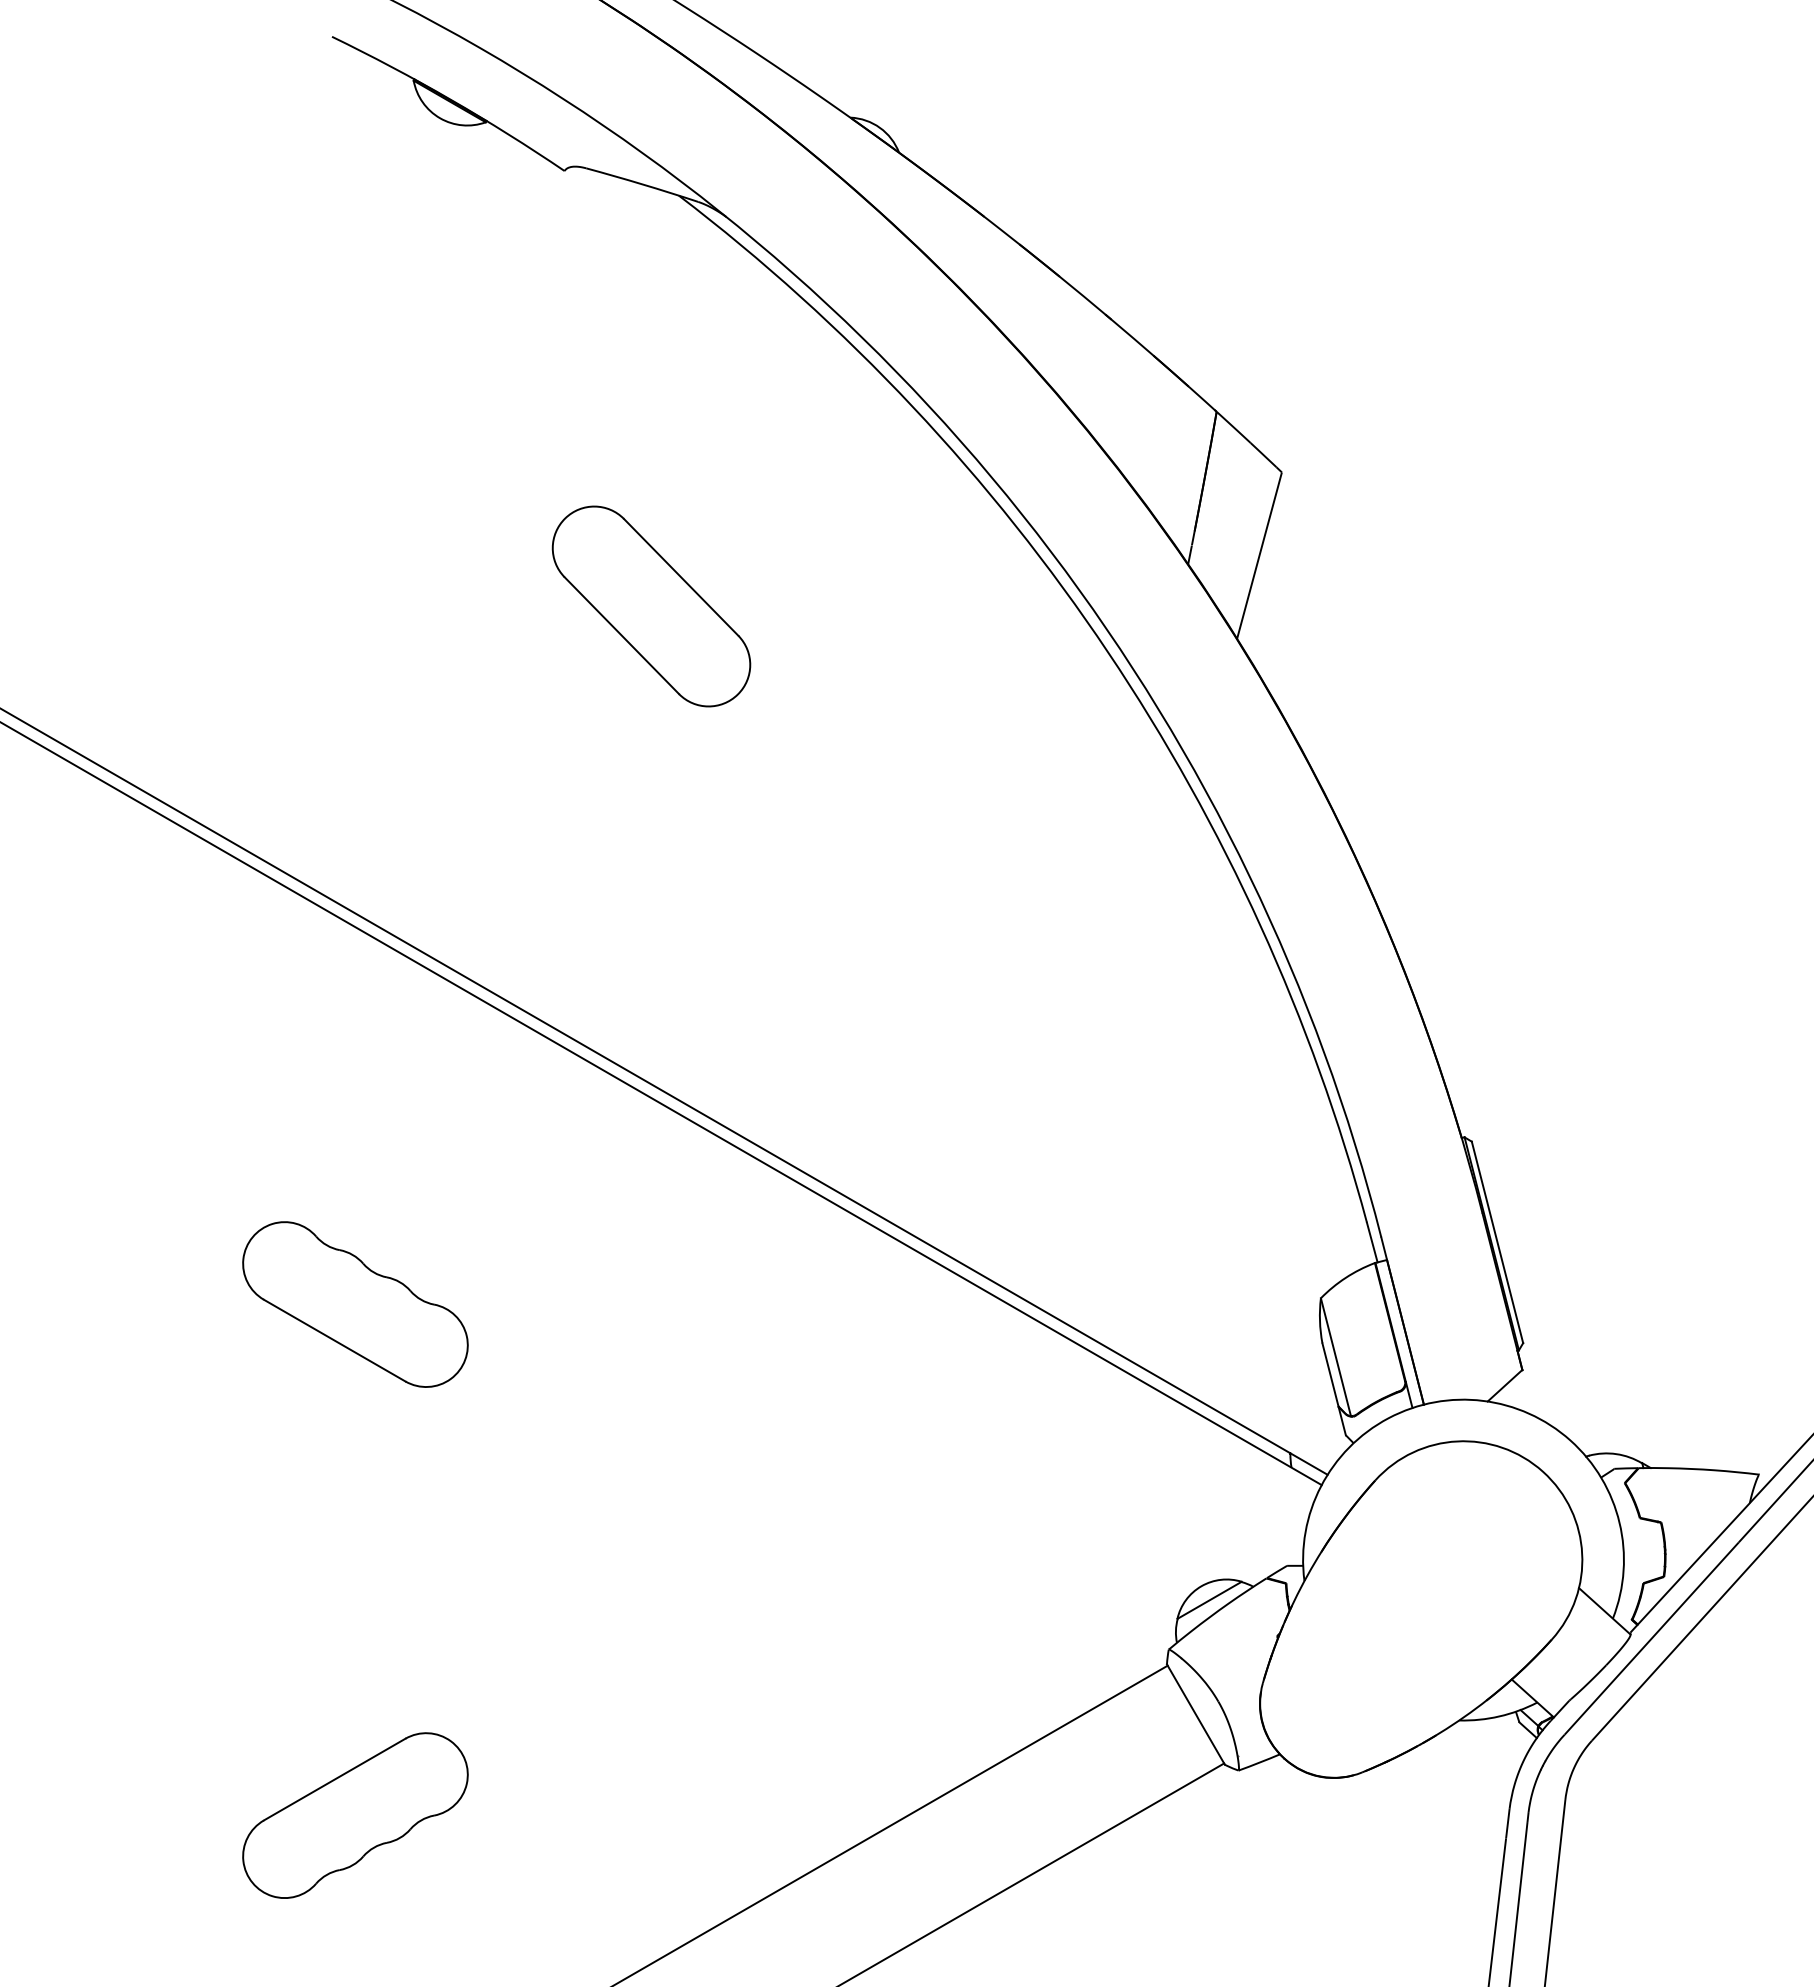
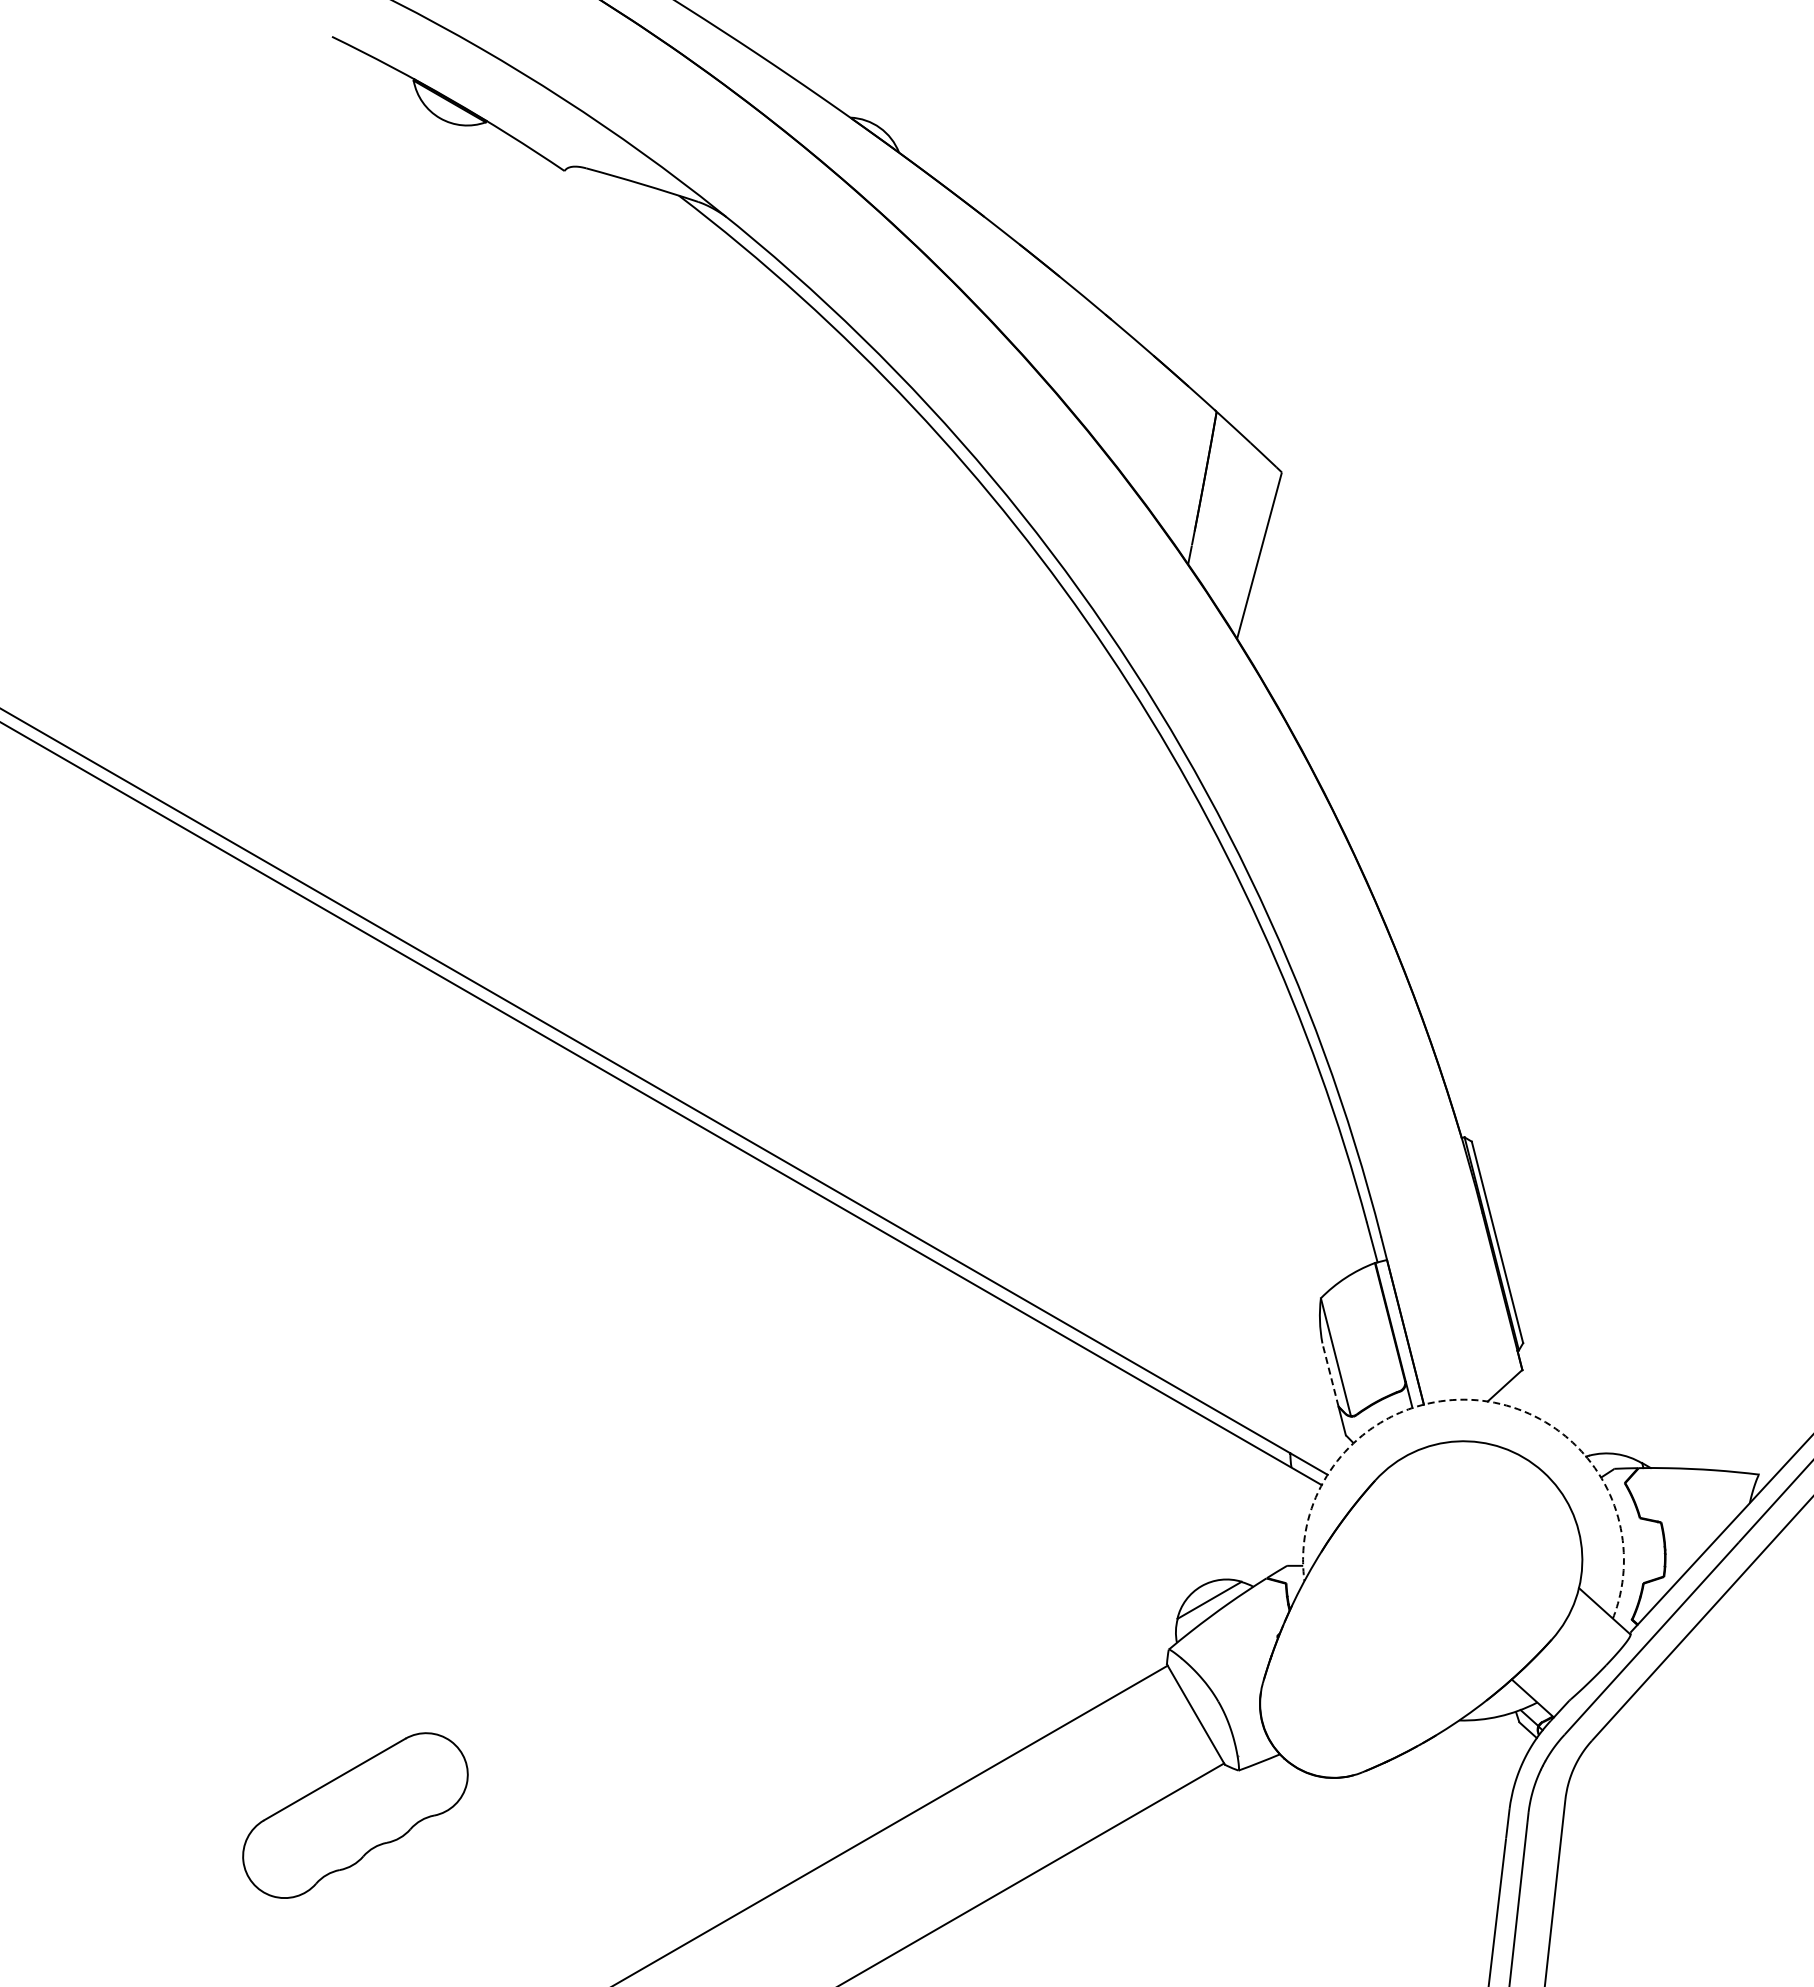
part: present -> none (651, 606)
part: present -> none (355, 1304)
line: solid -> dashed (1330, 1374)
arc: solid -> dashed (1482, 1400)
